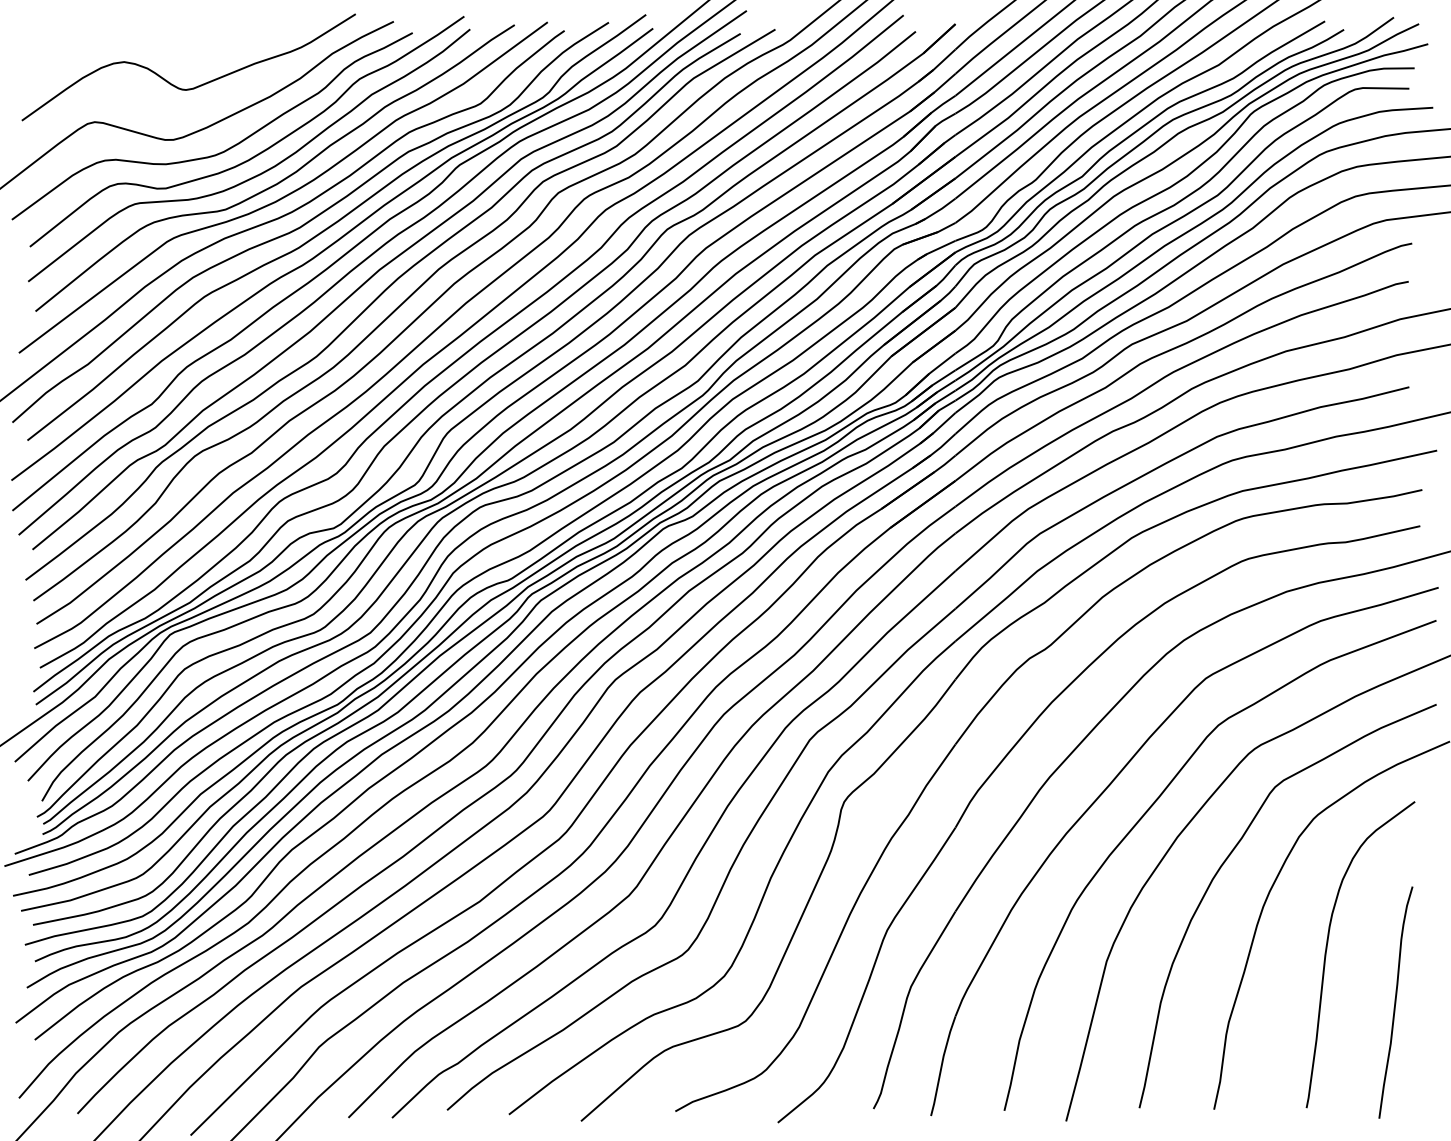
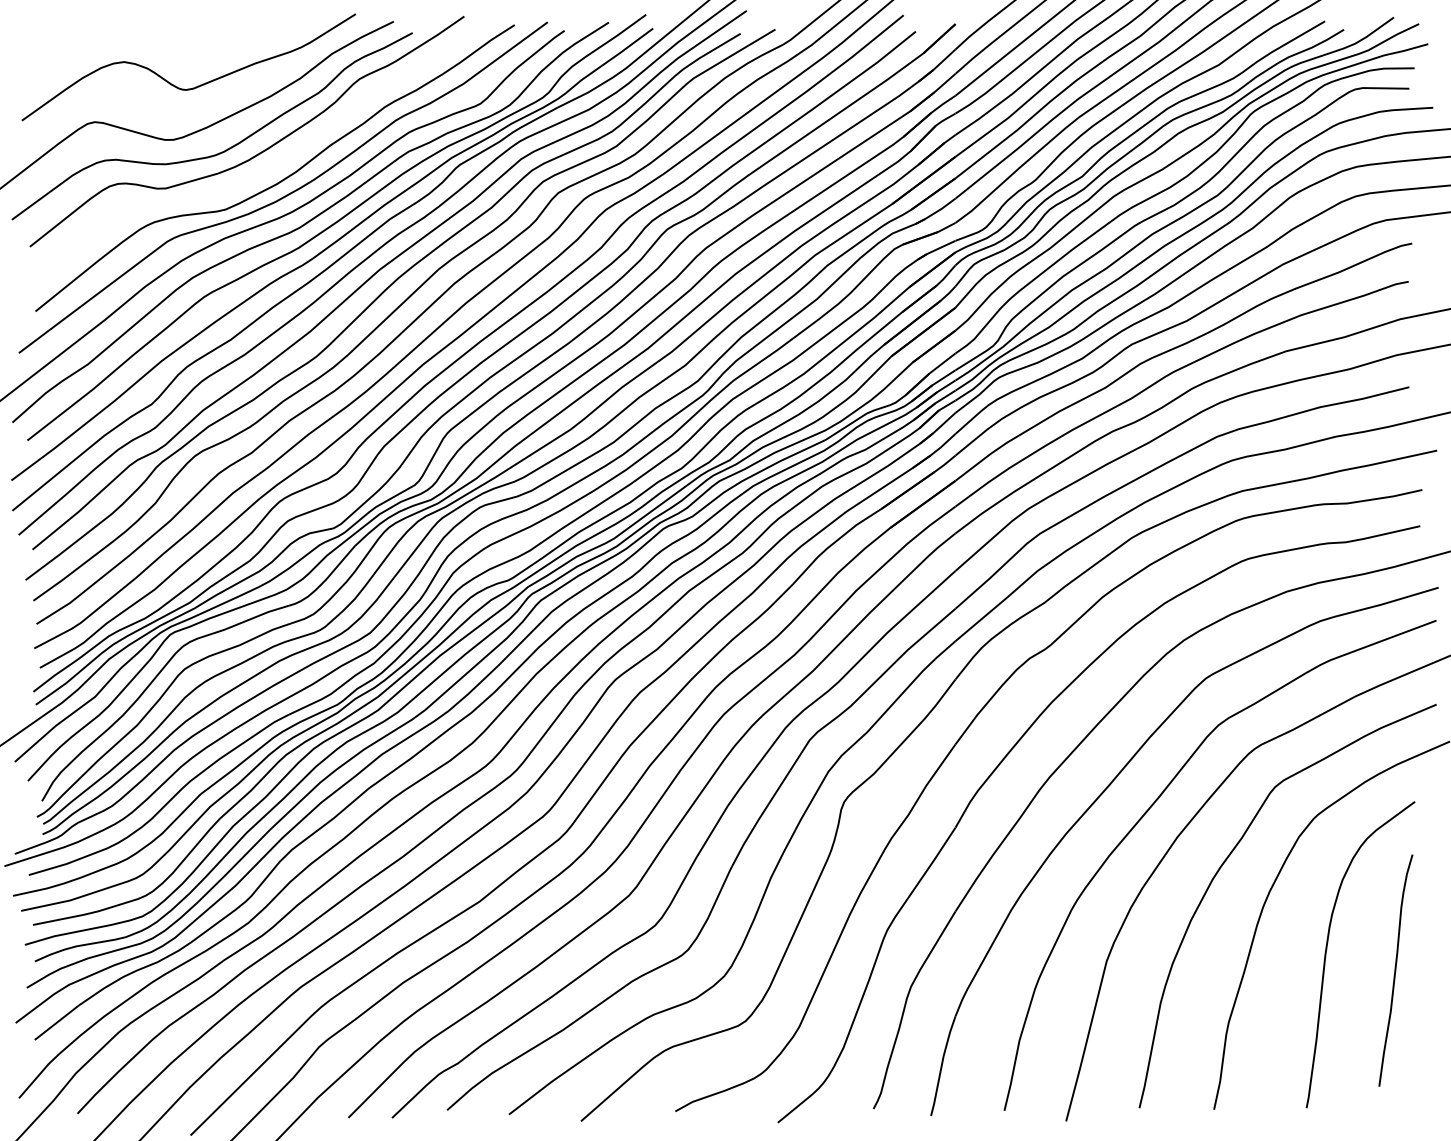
curve: present -> none (259, 173)
curve position: (1395, 1002) -> (1395, 970) (1395, 970)
